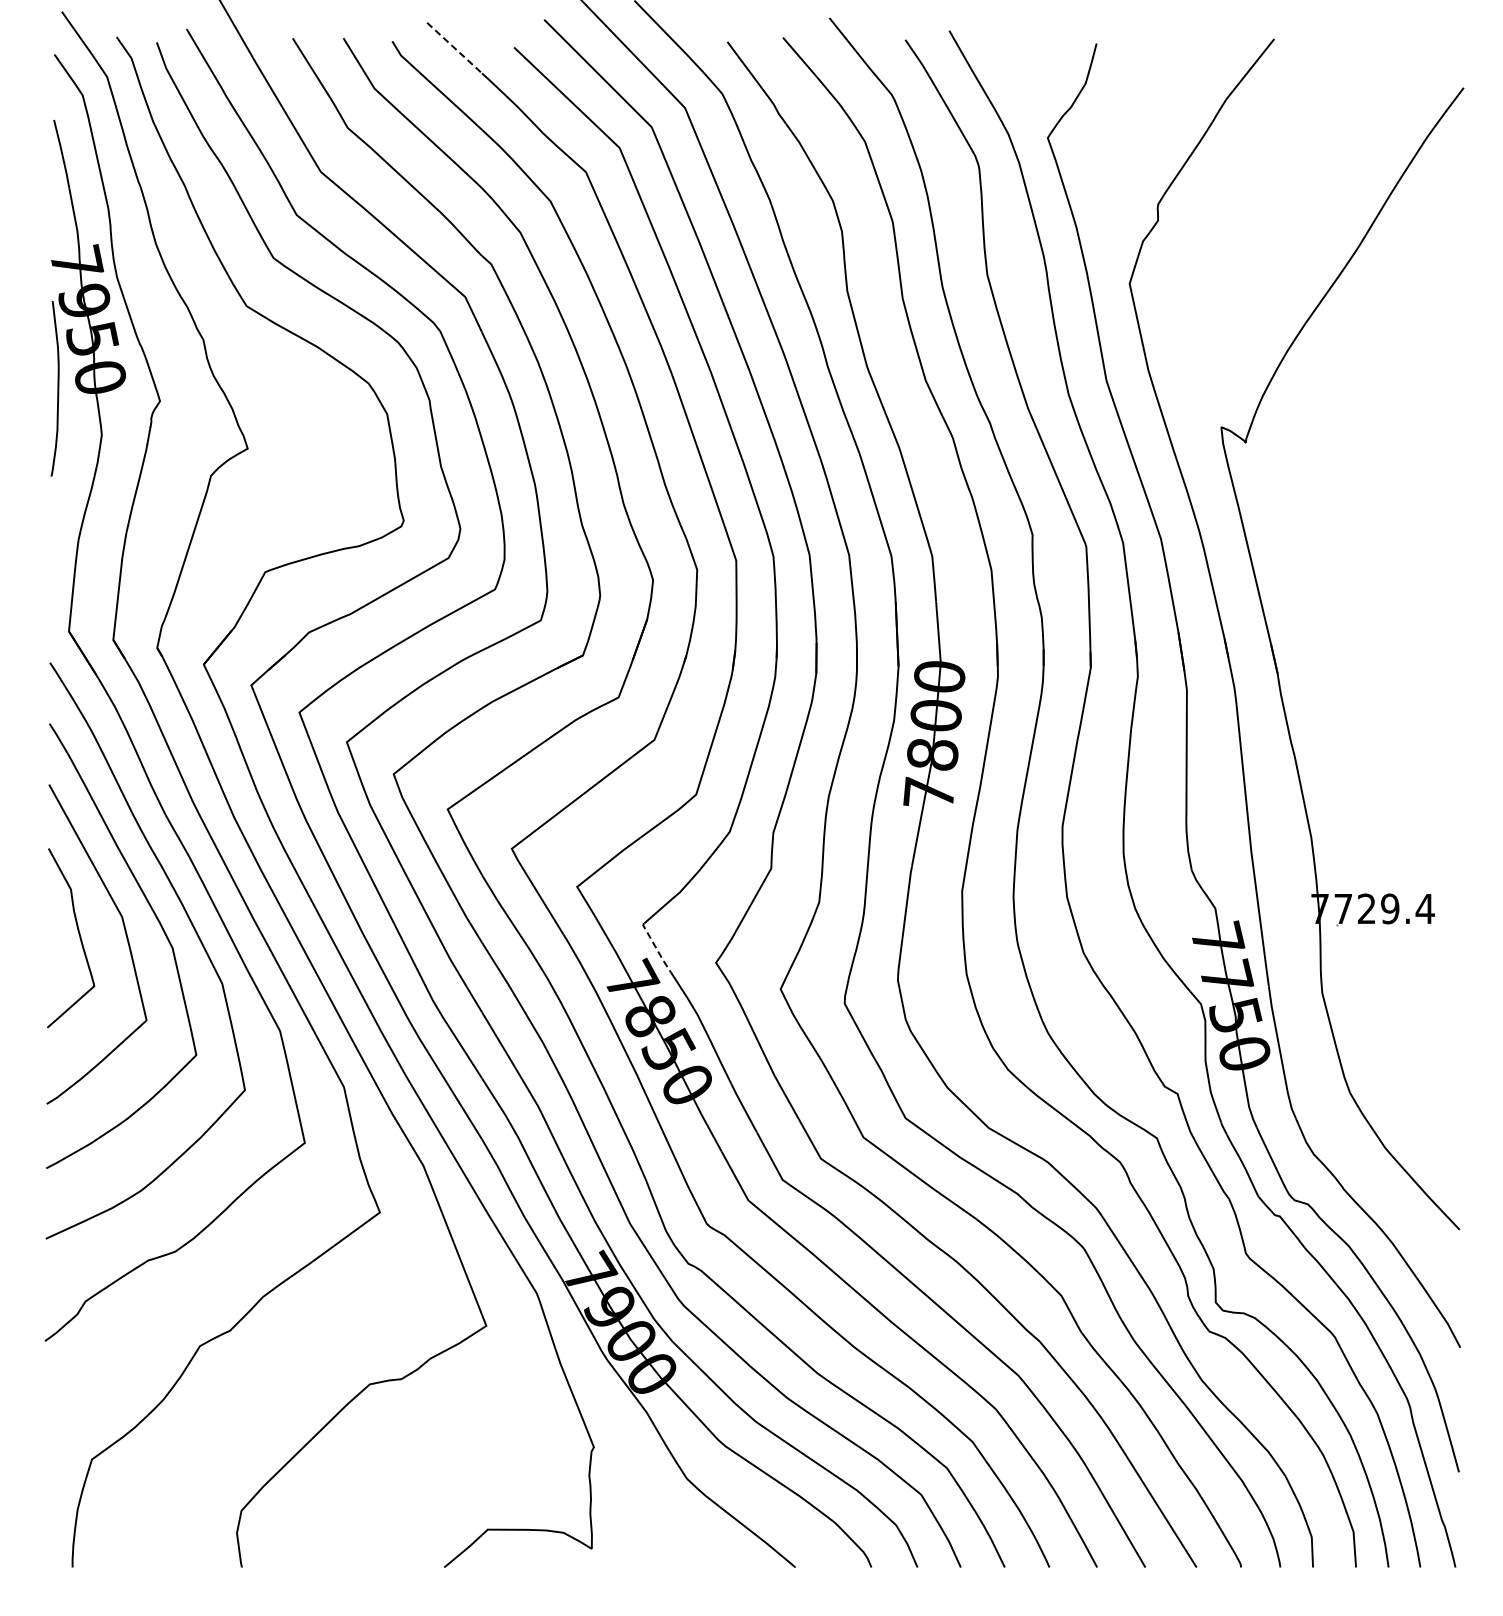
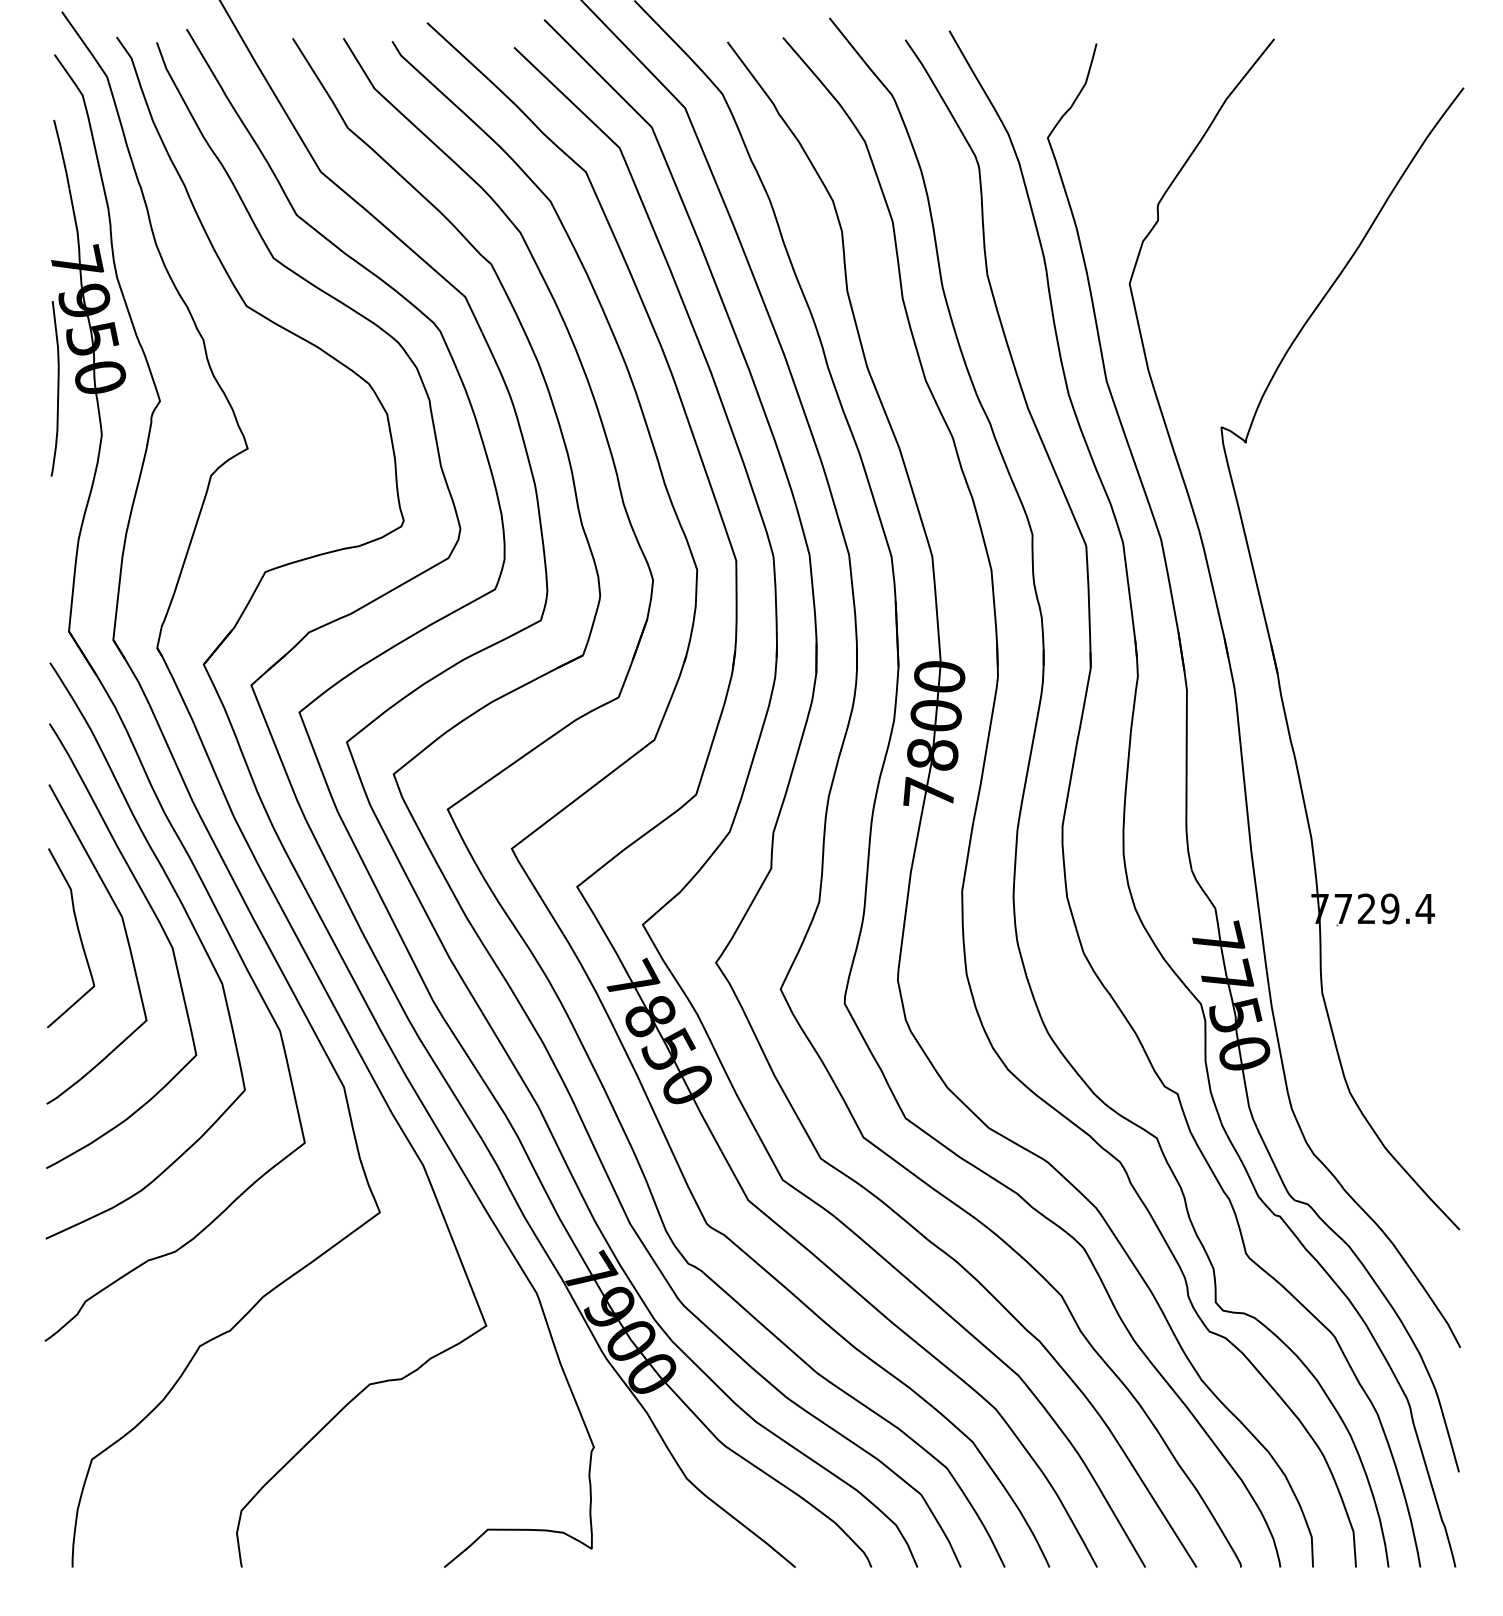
line: dashed -> solid (454, 48)
line: dashed -> solid (656, 948)
